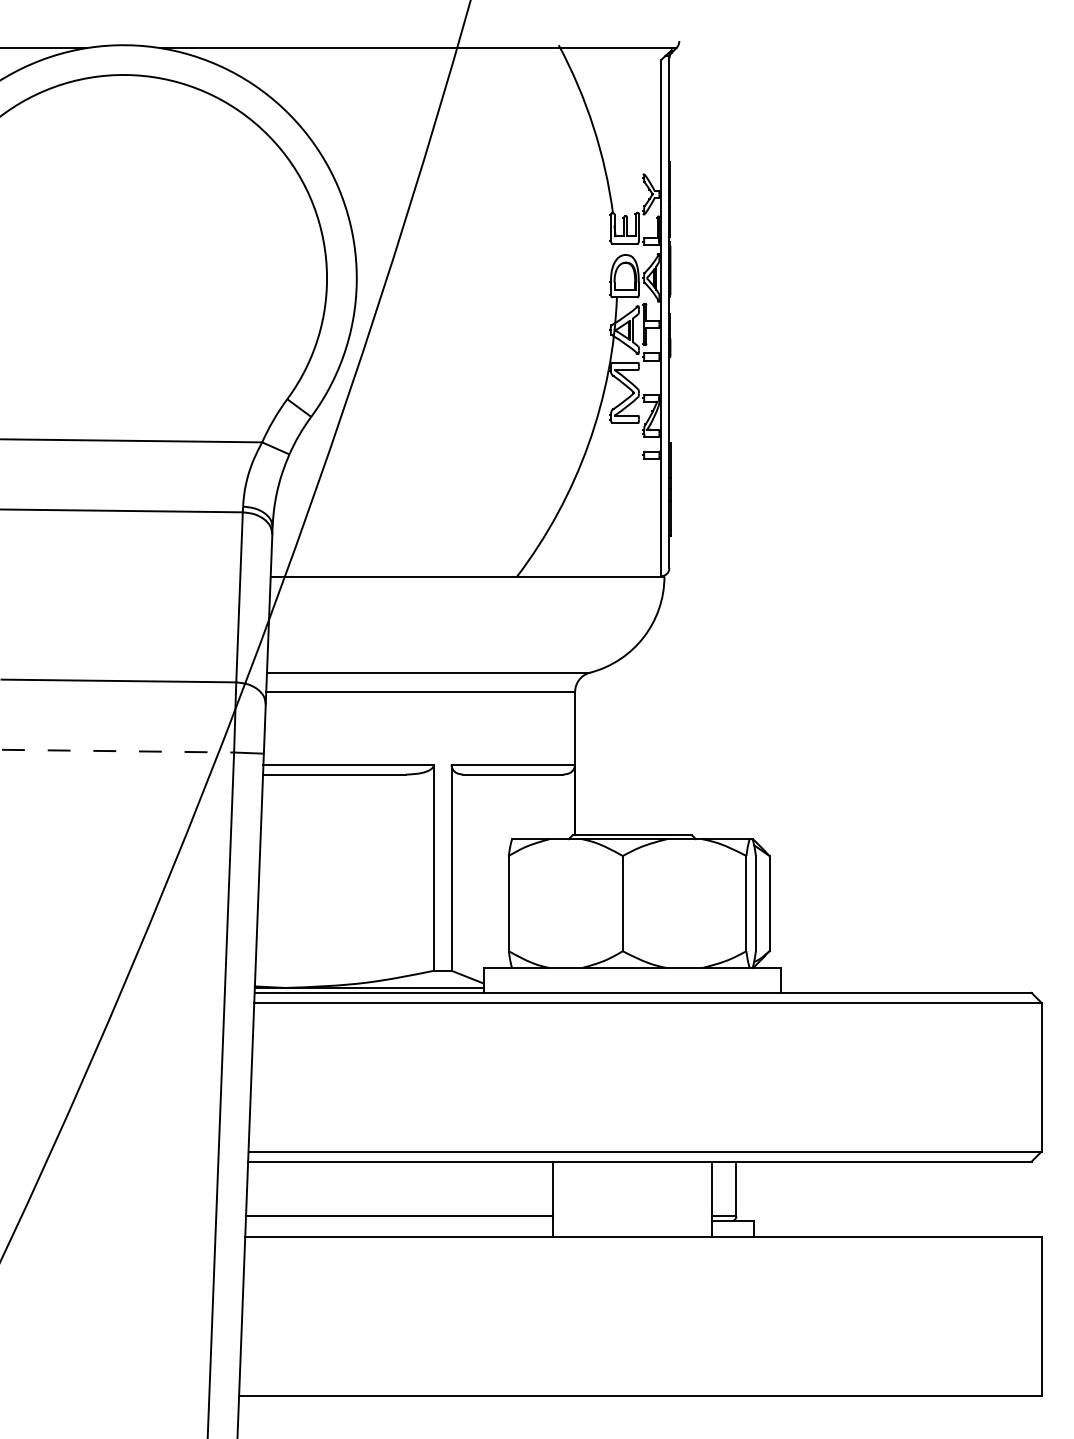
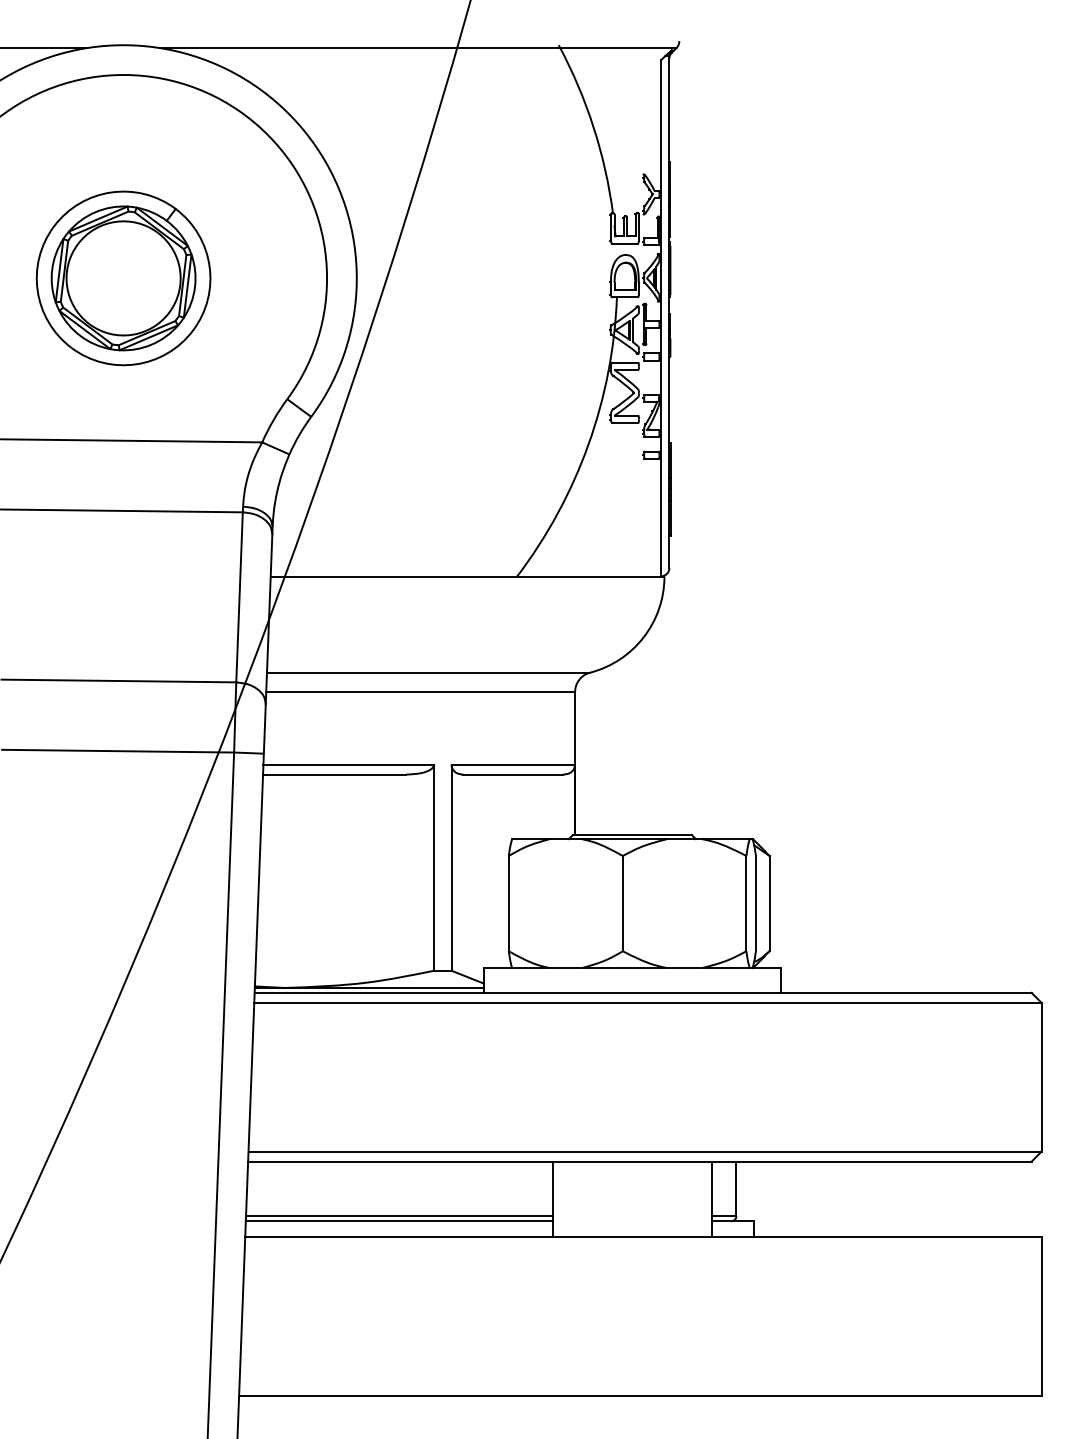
part: none -> present (123, 278)
line: dashed -> solid (118, 751)
line: none -> present (398, 1221)
